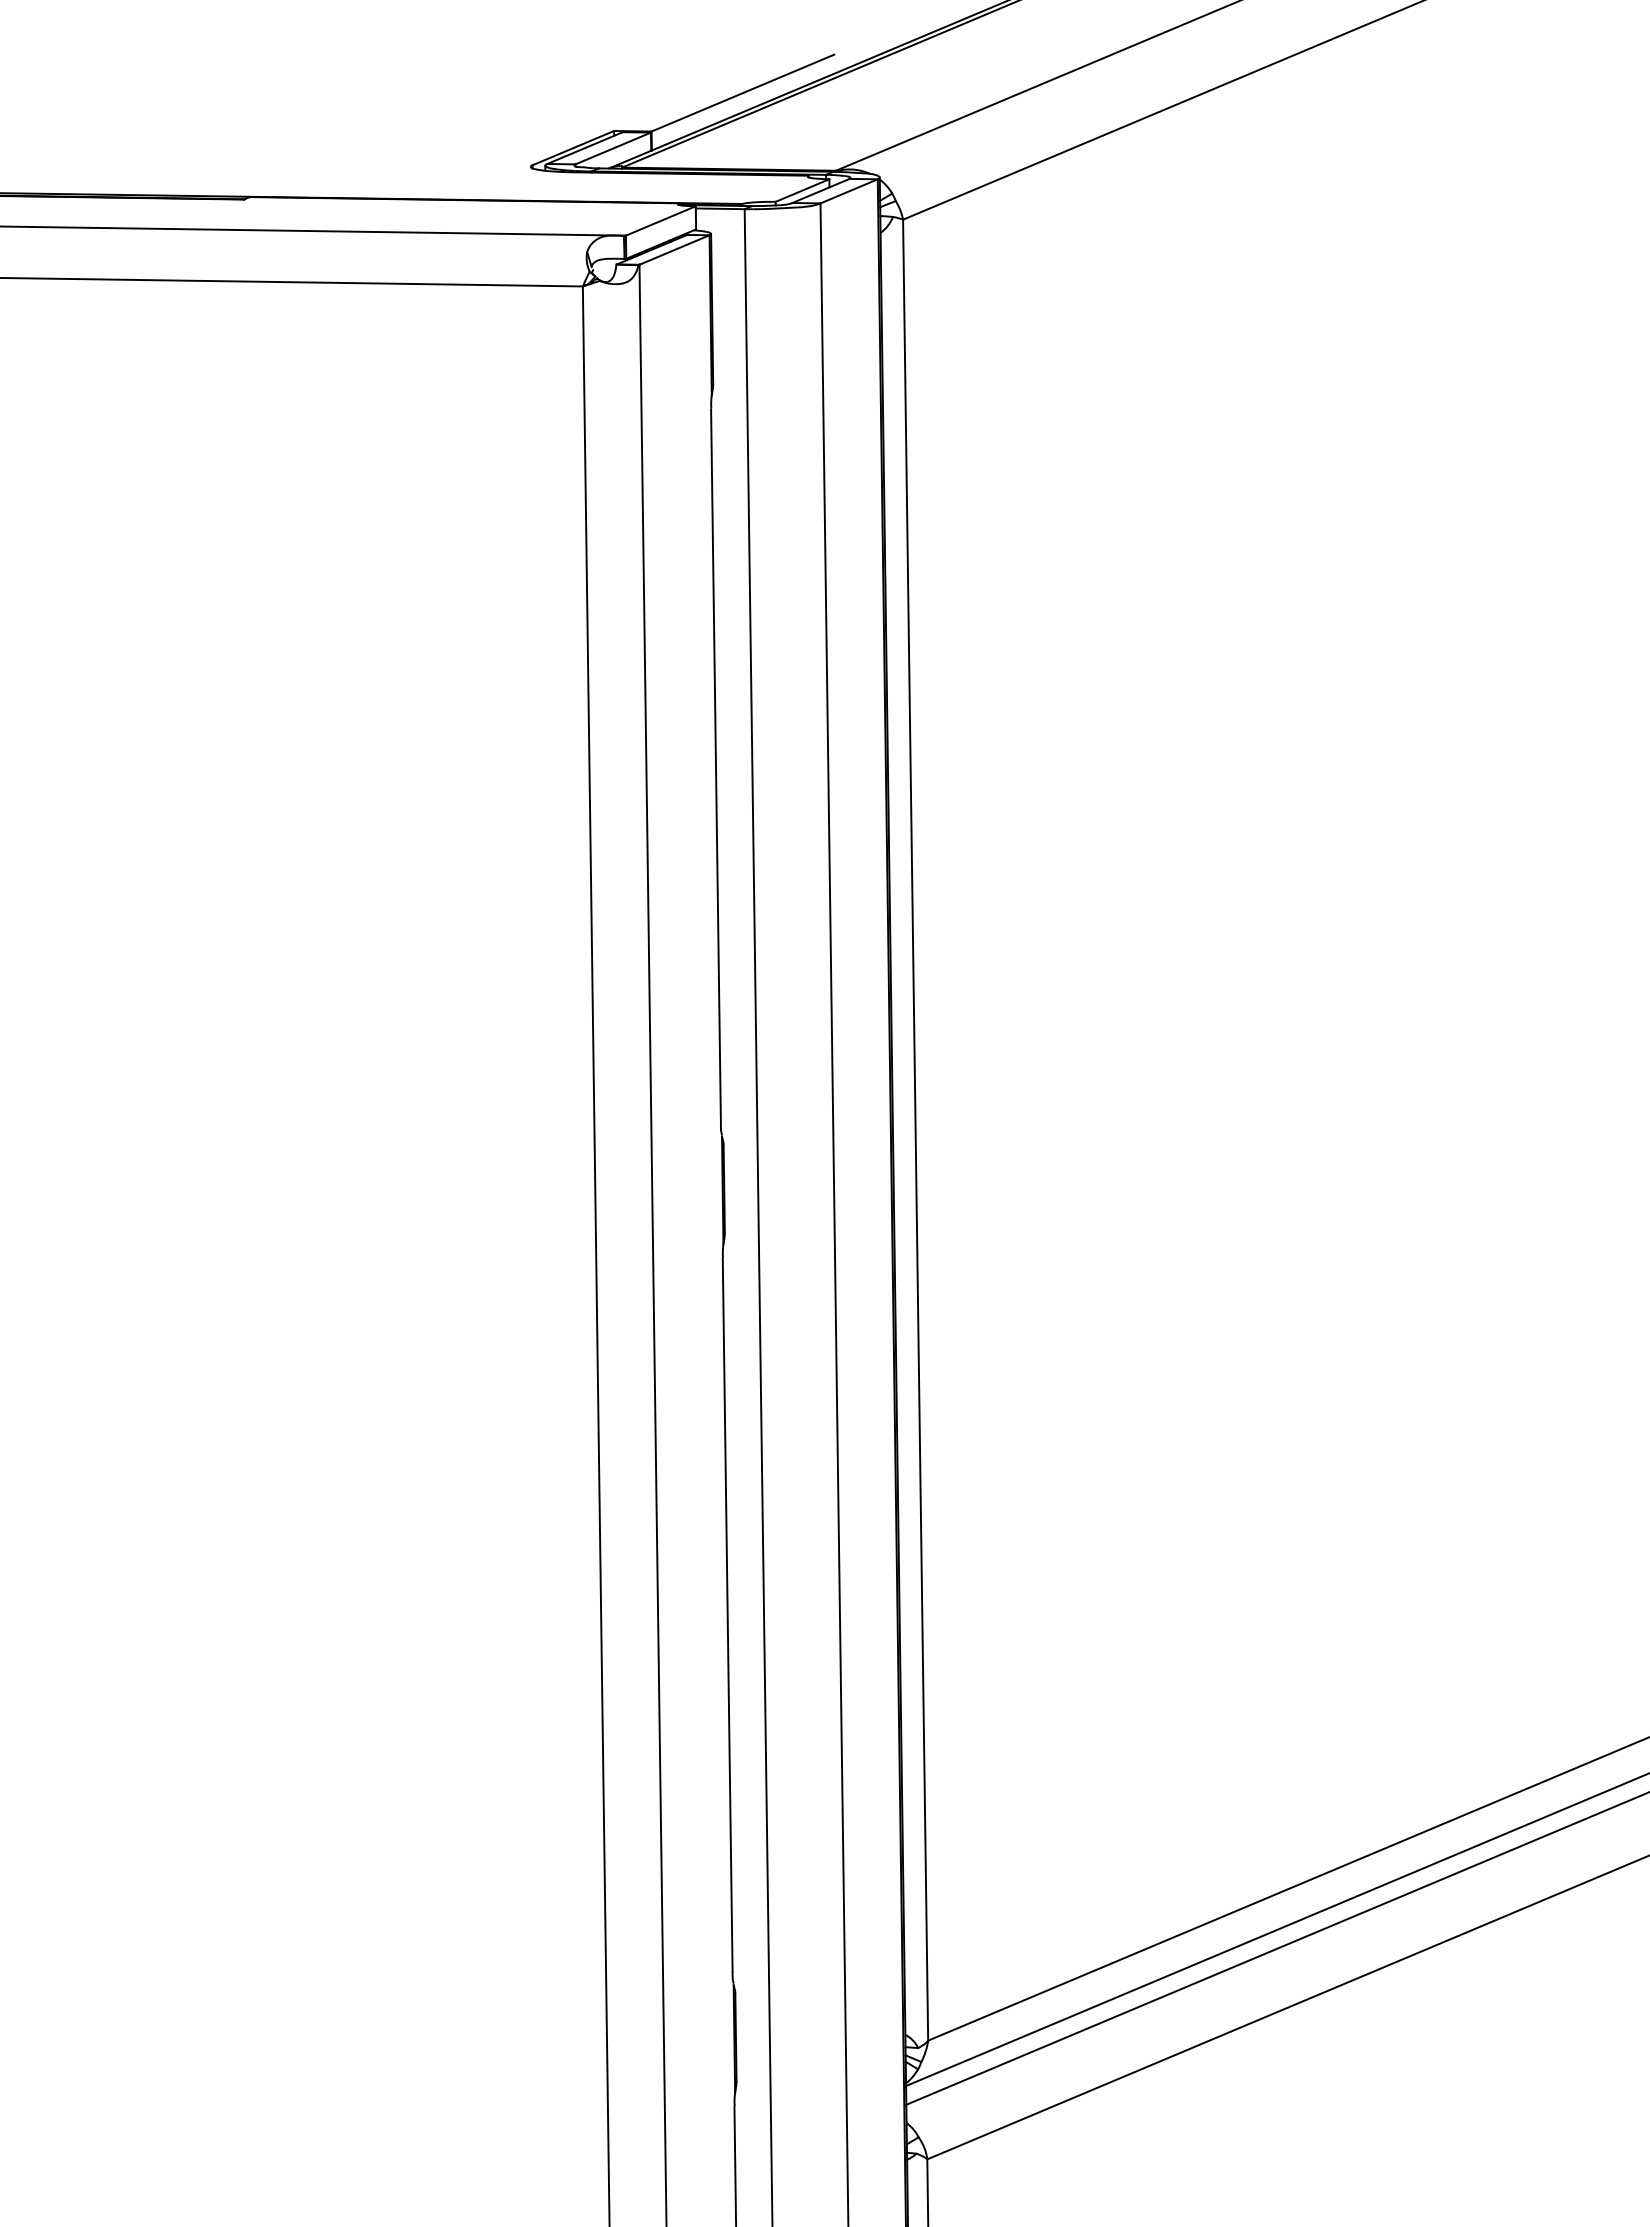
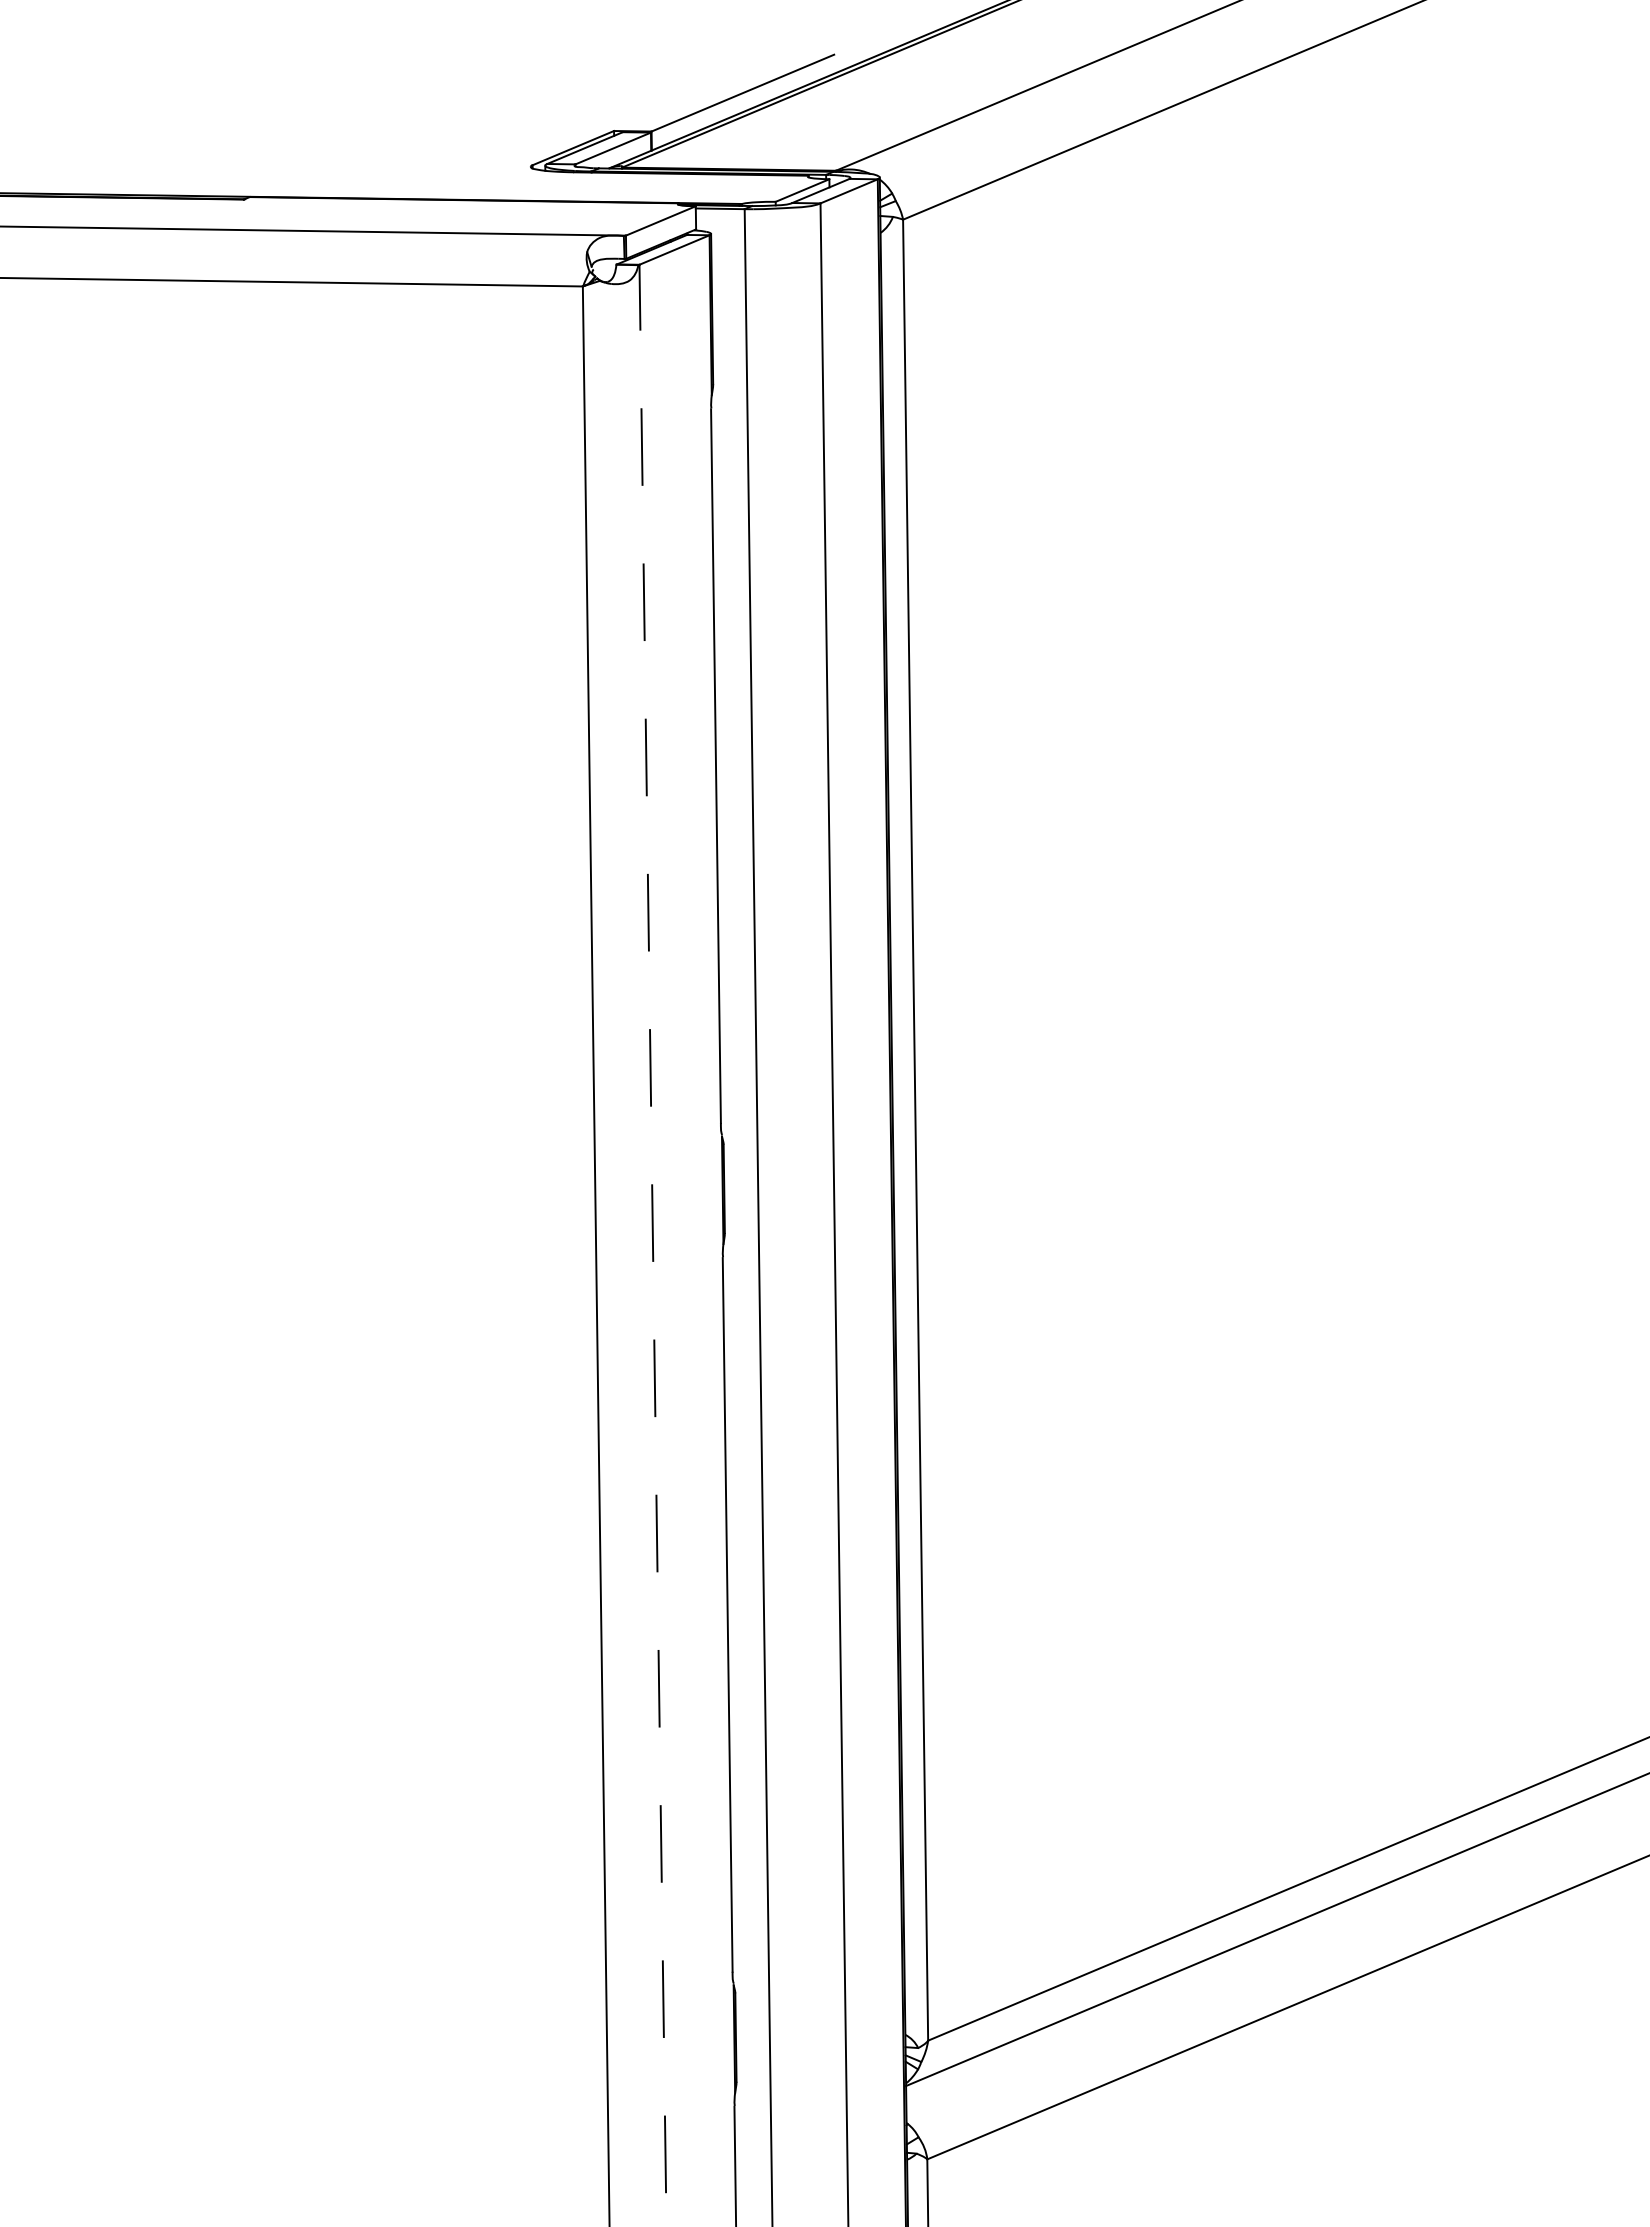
line: solid -> dashed (652, 1245)
line: present -> none (1276, 1948)
